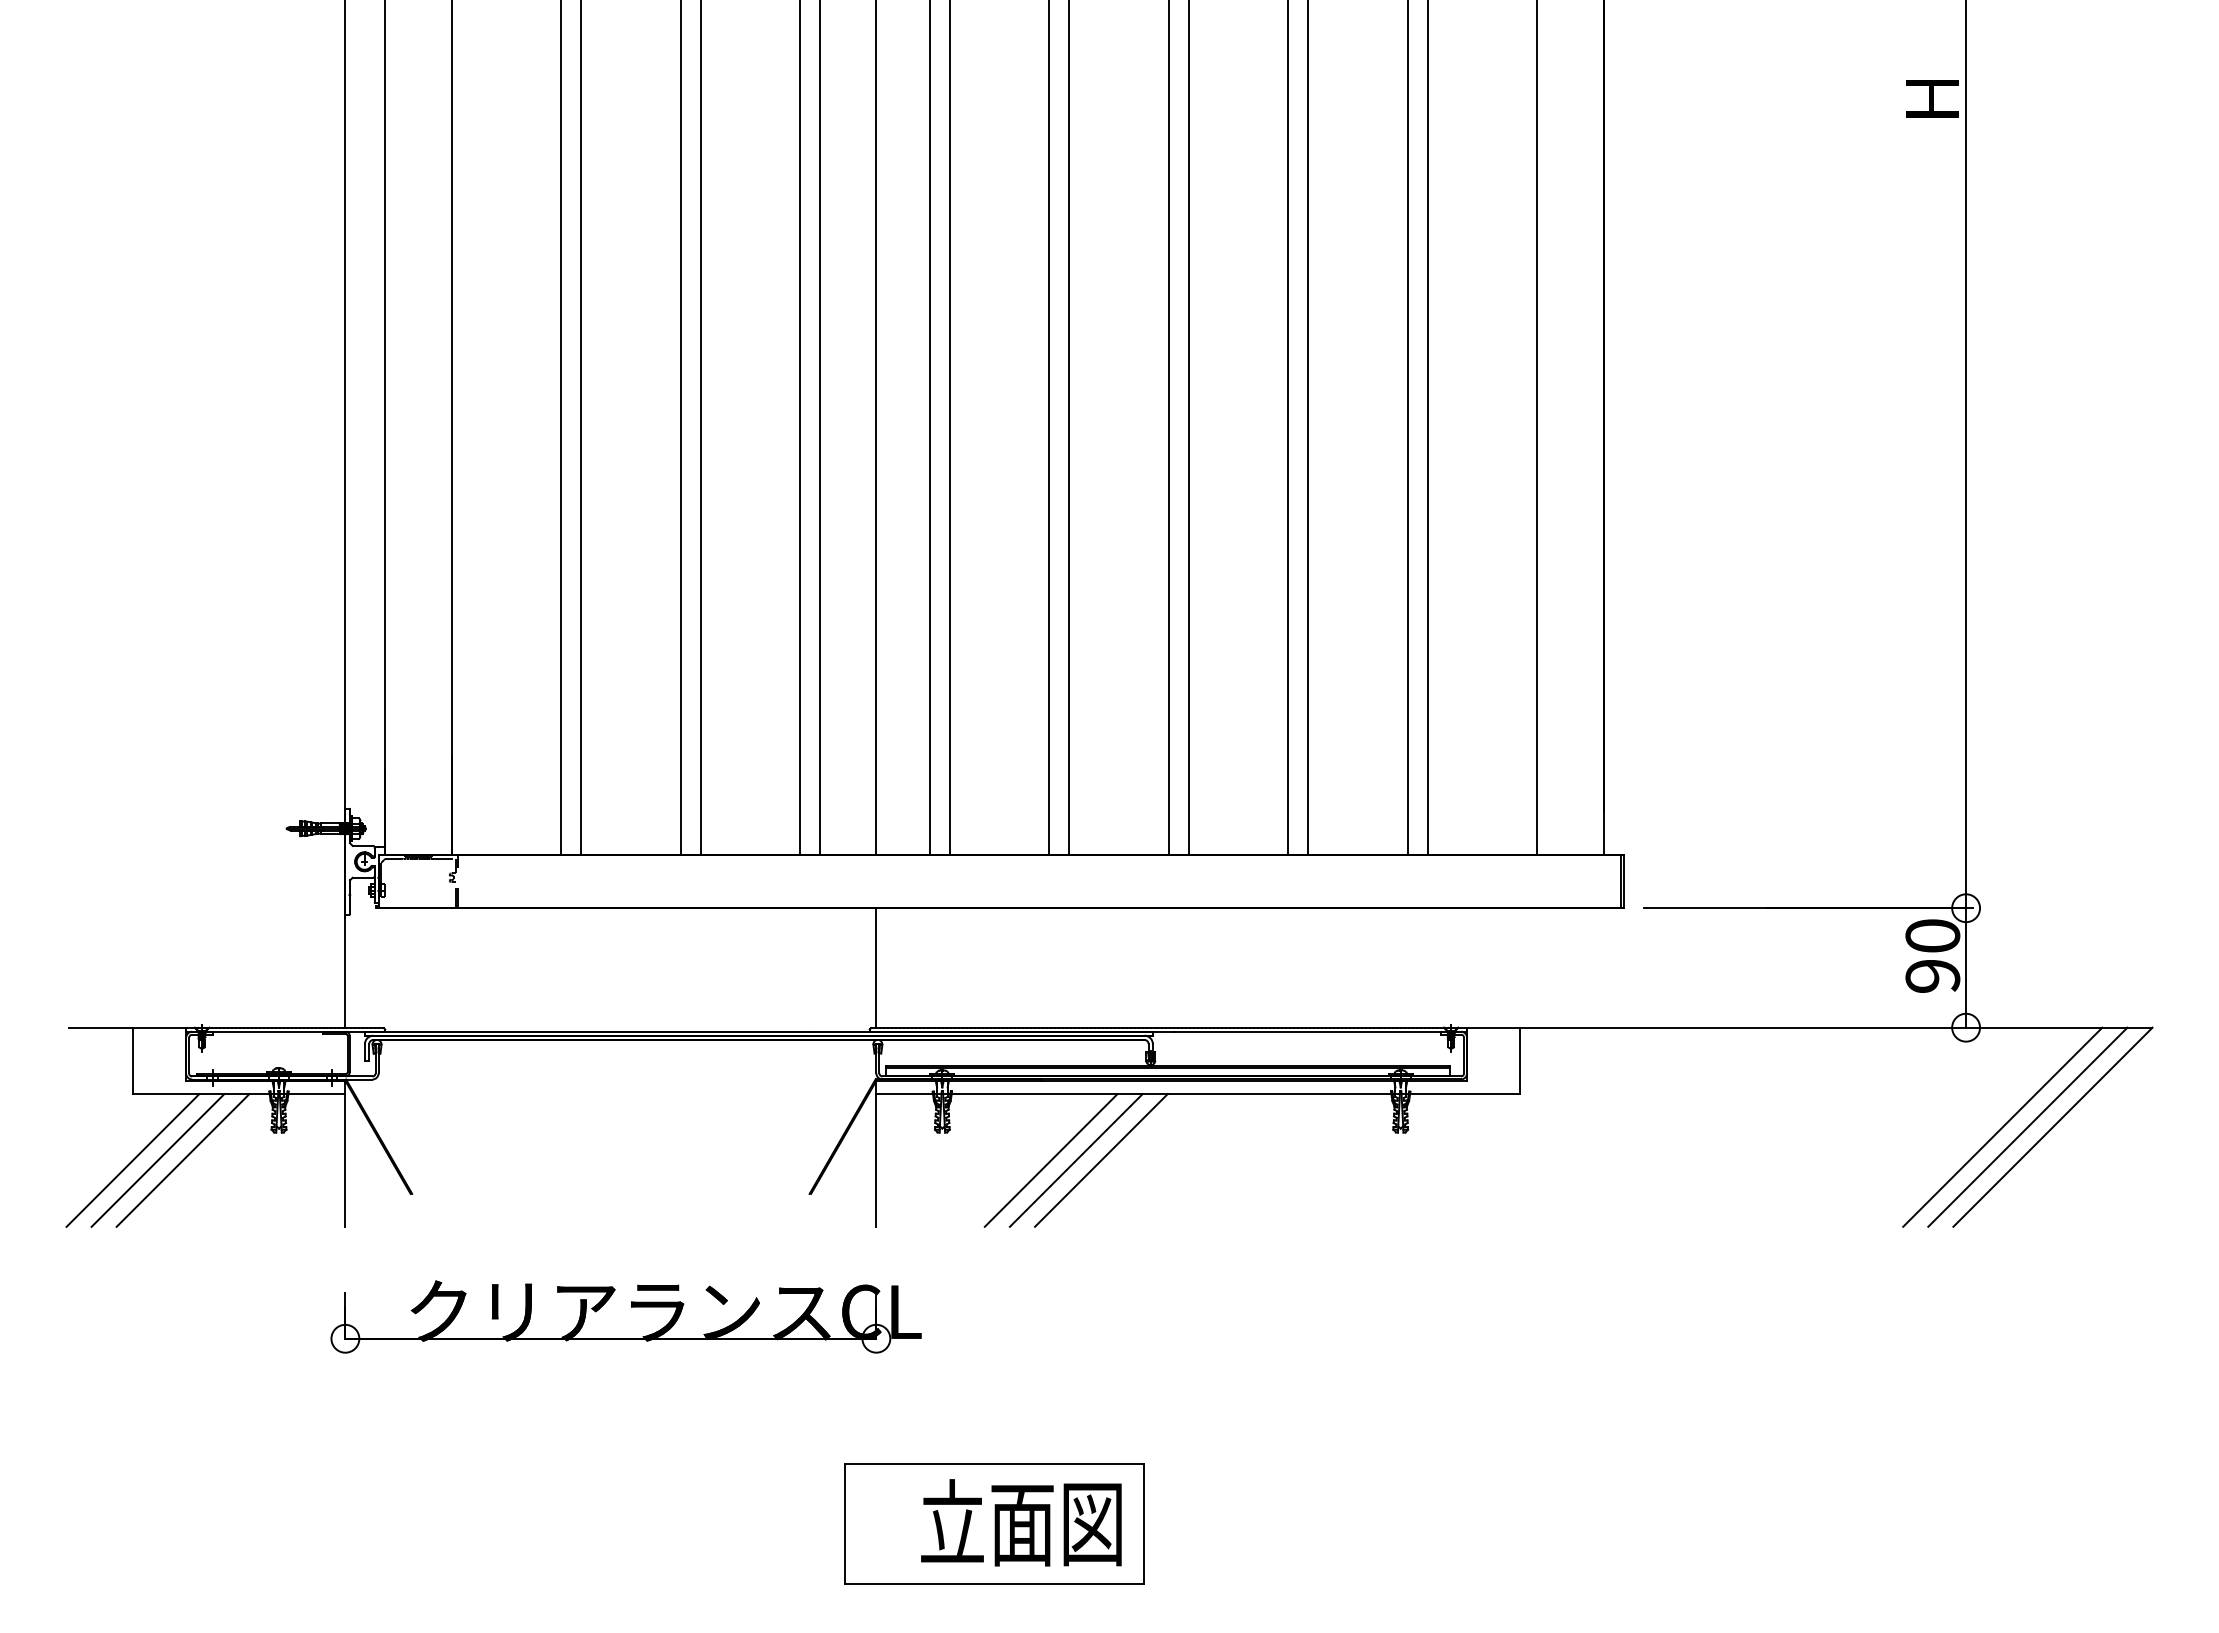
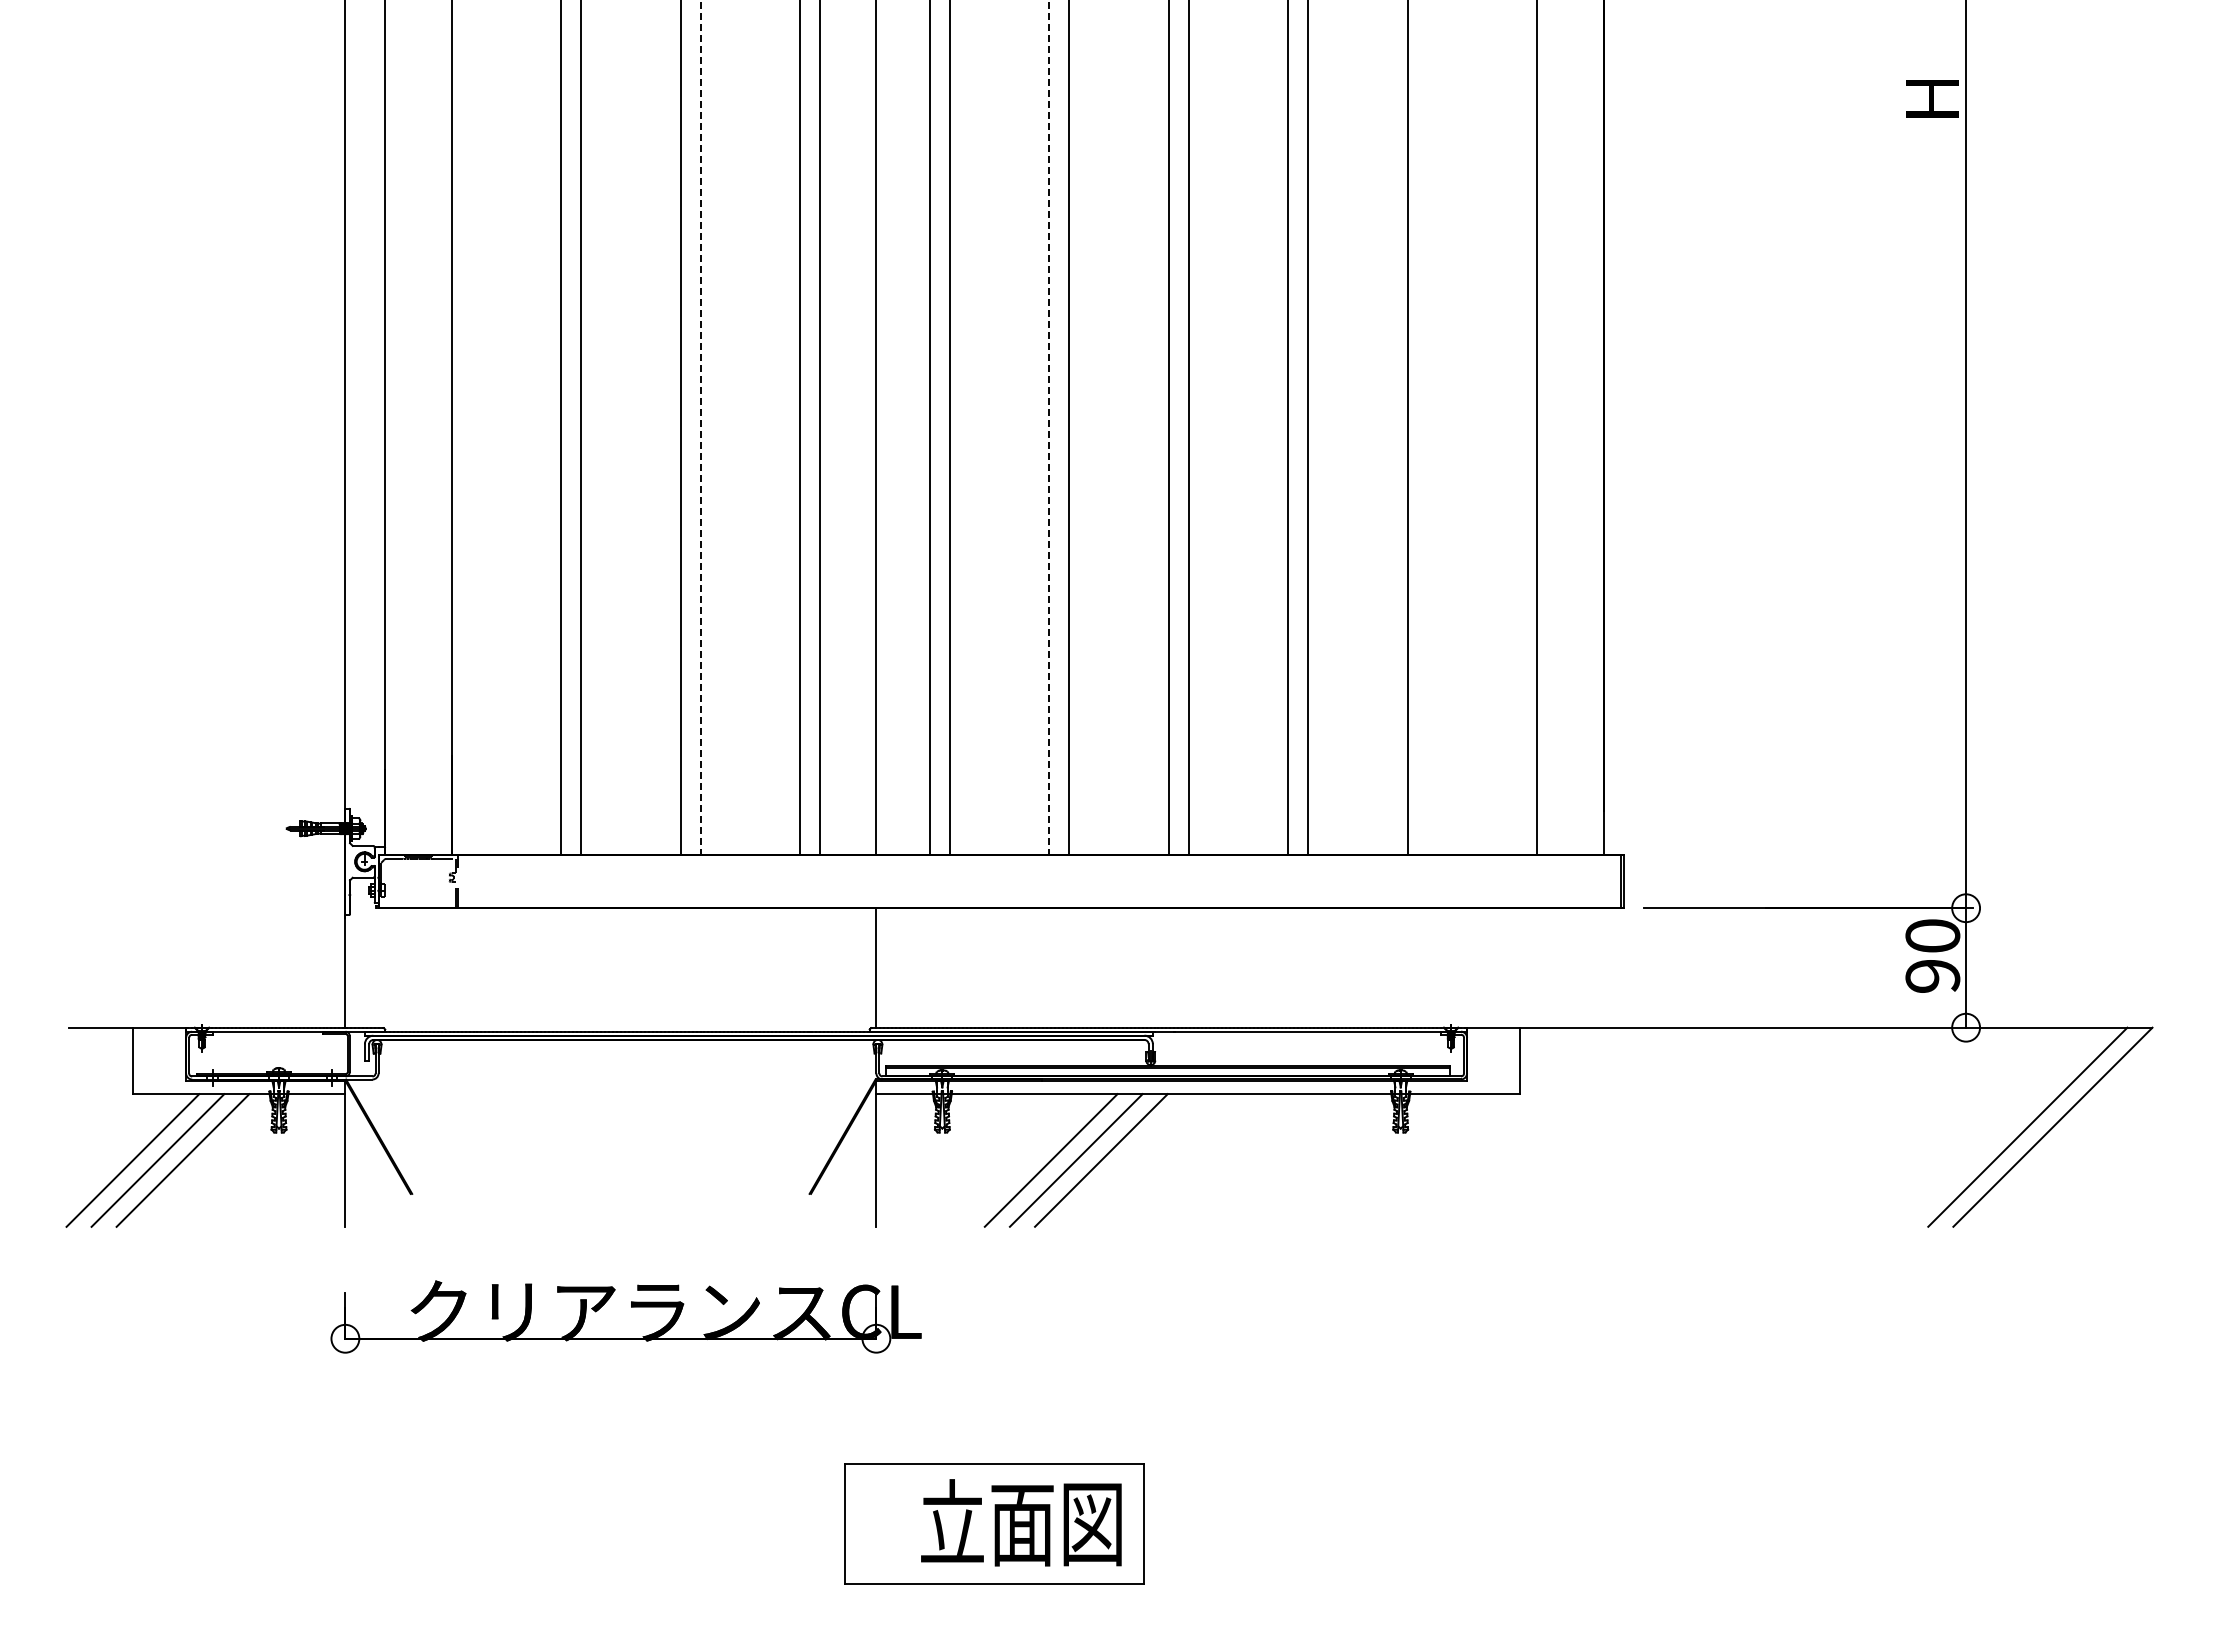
line: solid -> dashed (700, 428)
line: solid -> dashed (1049, 428)
line: present -> none (1427, 428)
line: present -> none (2002, 1126)
